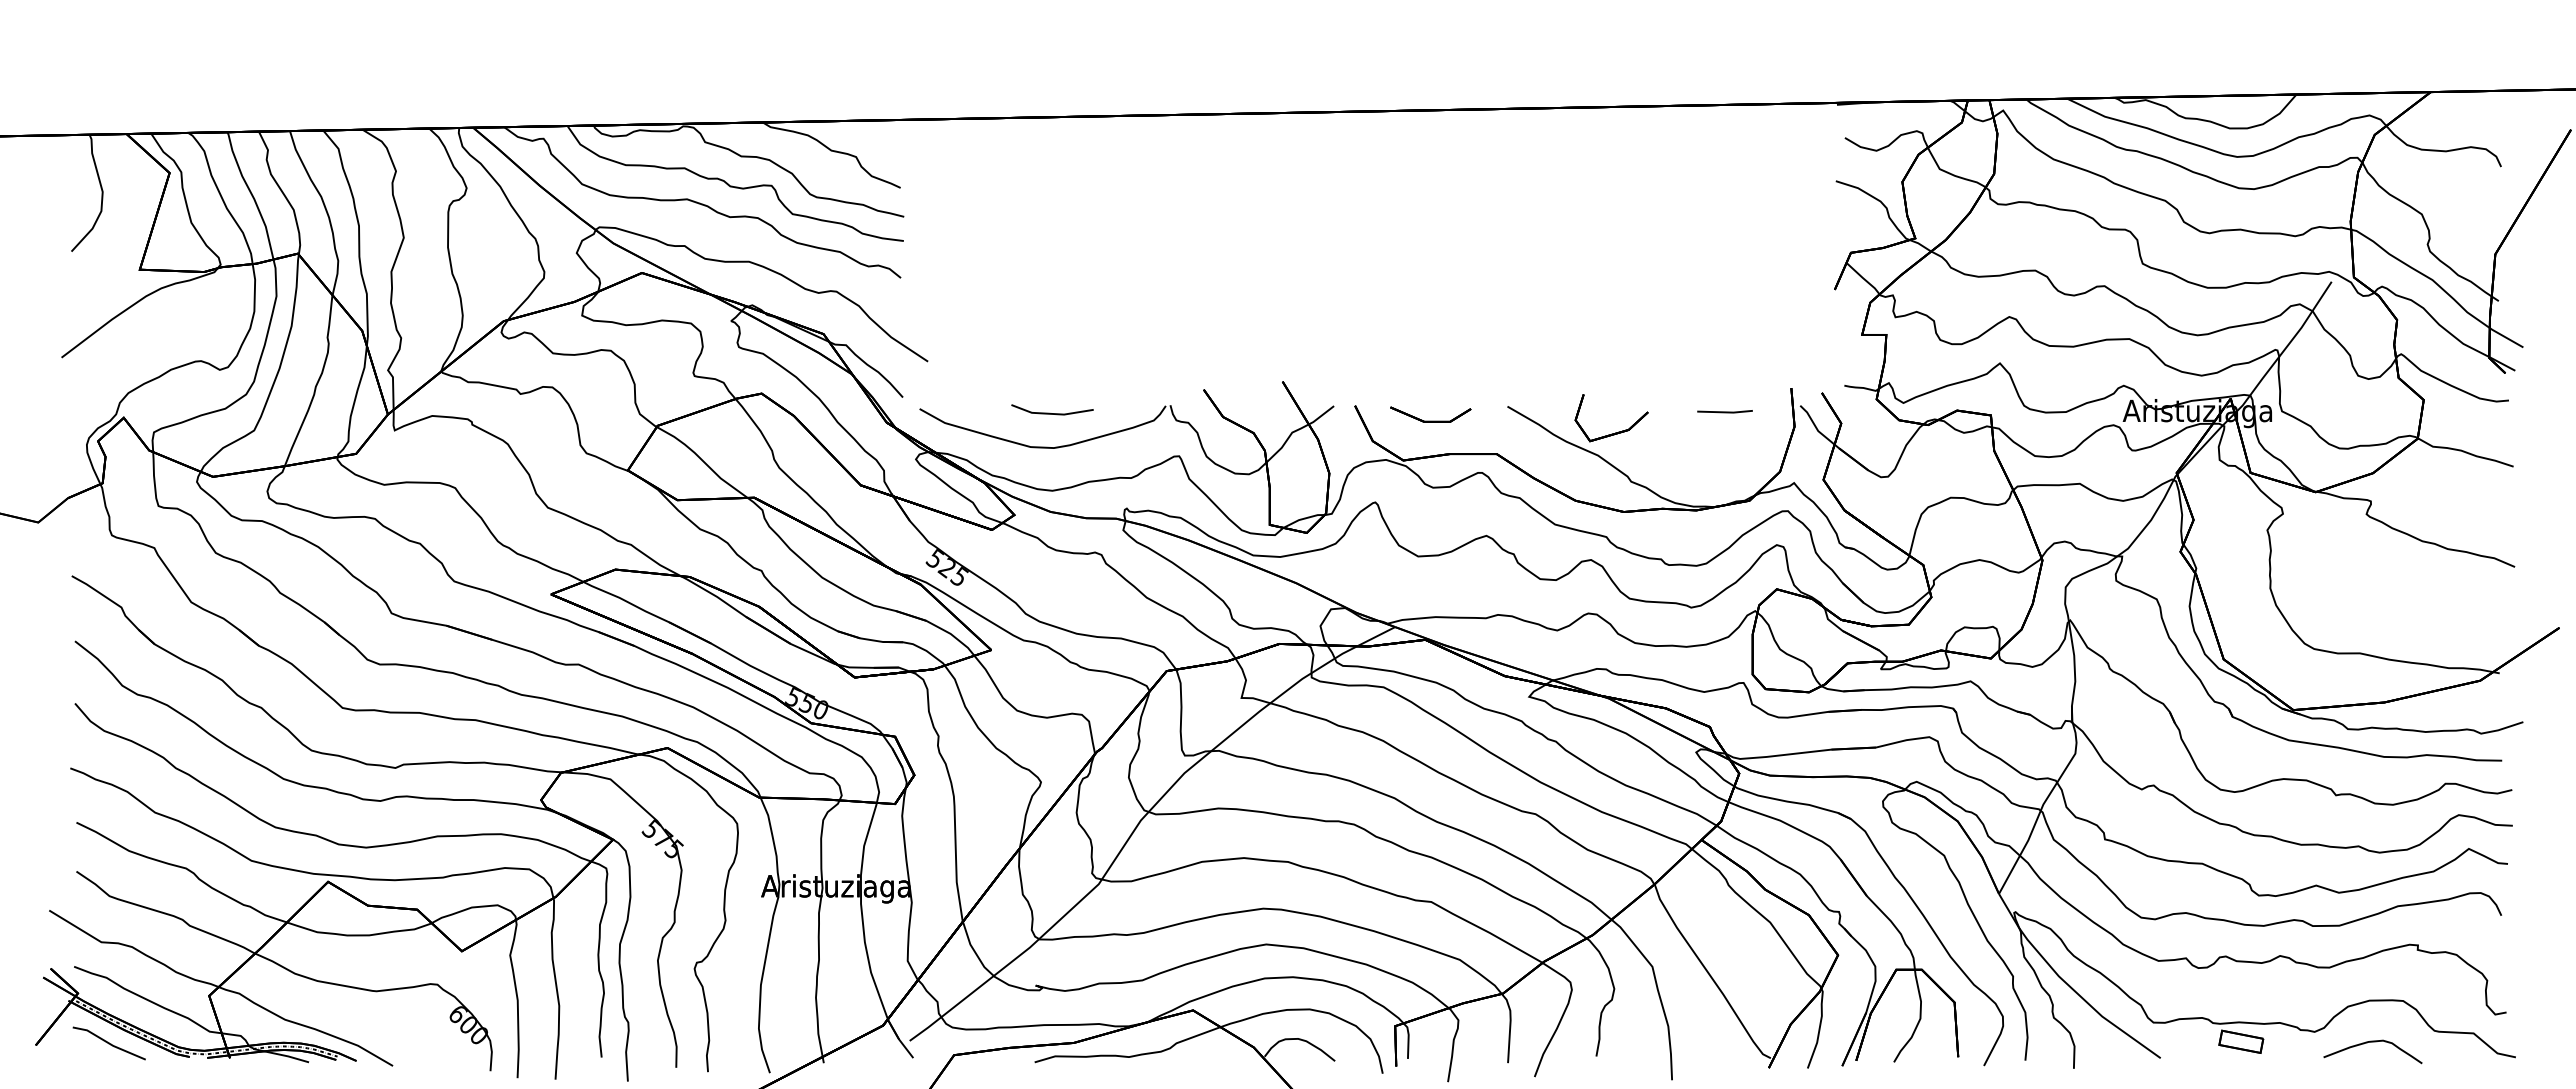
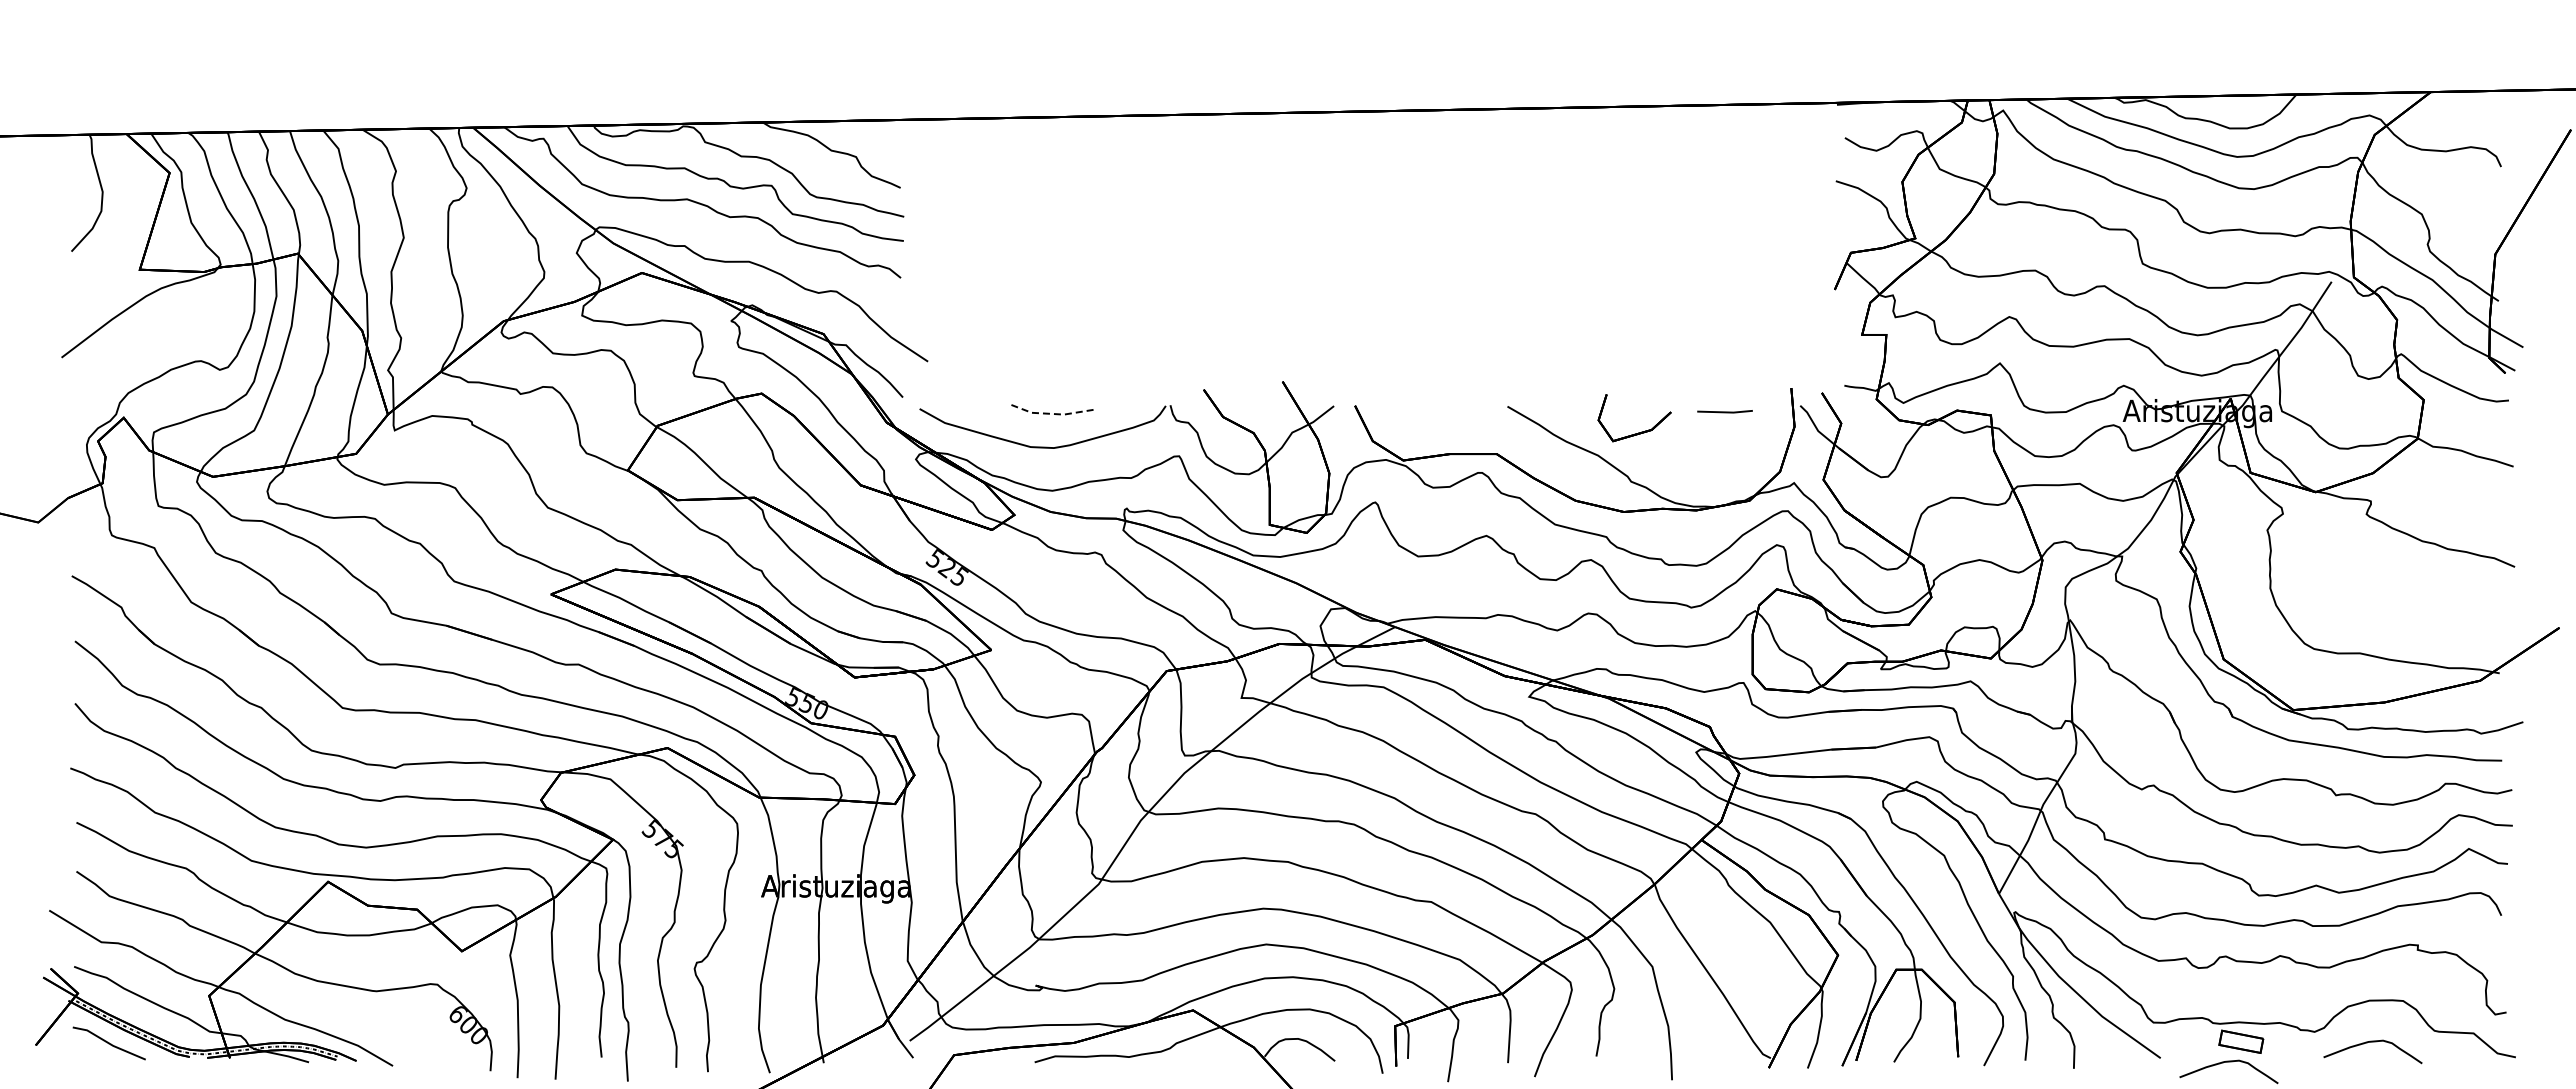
line: solid -> dashed (1052, 413)
part: present -> none (1430, 414)
part position: (1615, 432) -> (1638, 432) (1638, 432)
curve: none -> present (2228, 1062)
